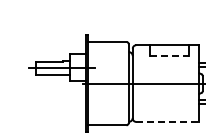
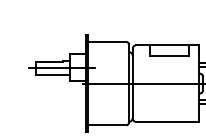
line: dashed -> solid (169, 56)
line: dashed -> solid (167, 121)
